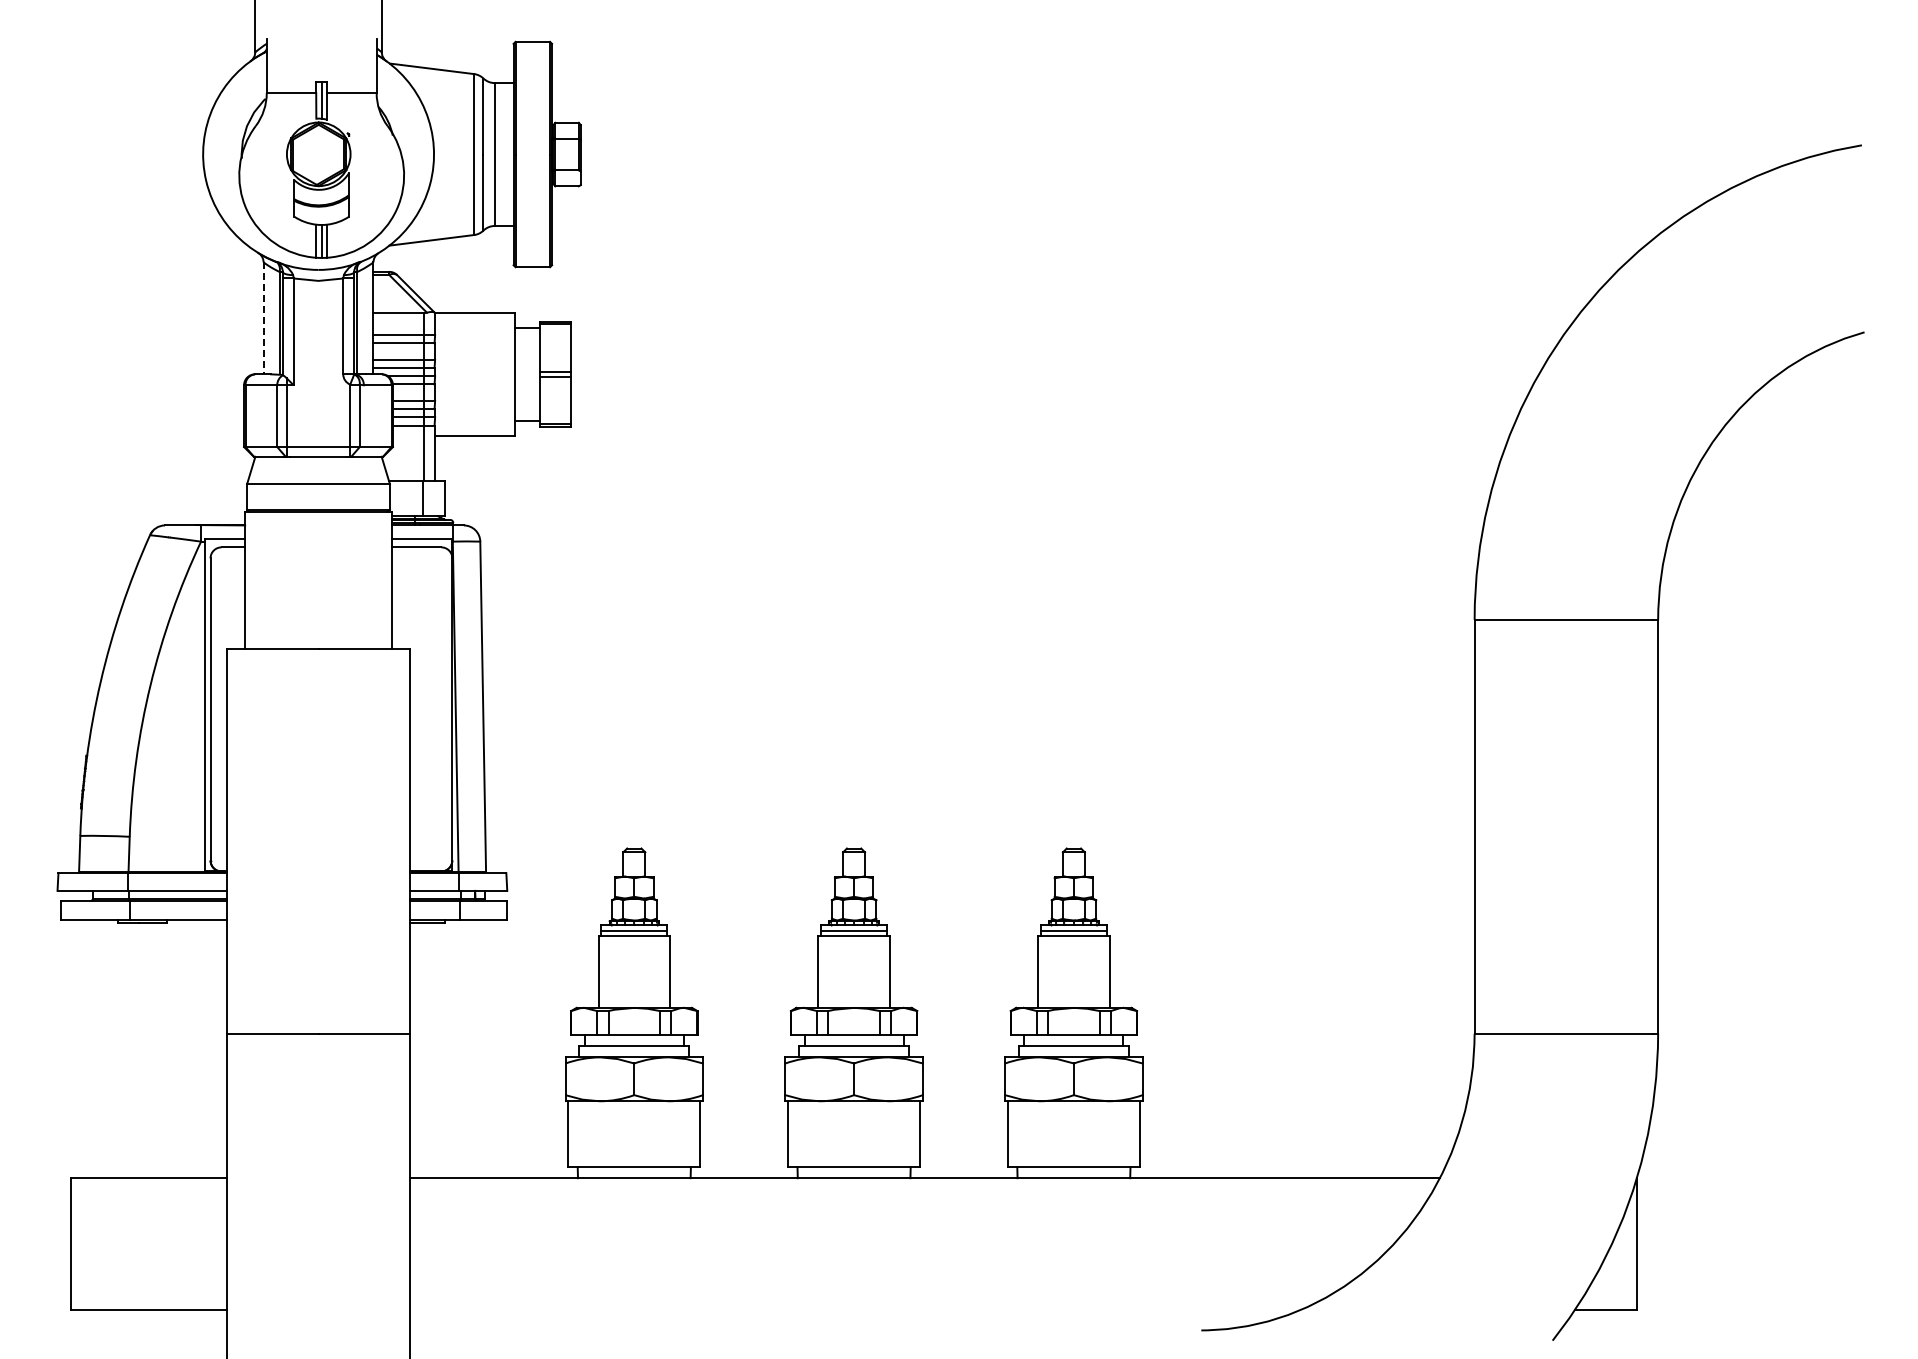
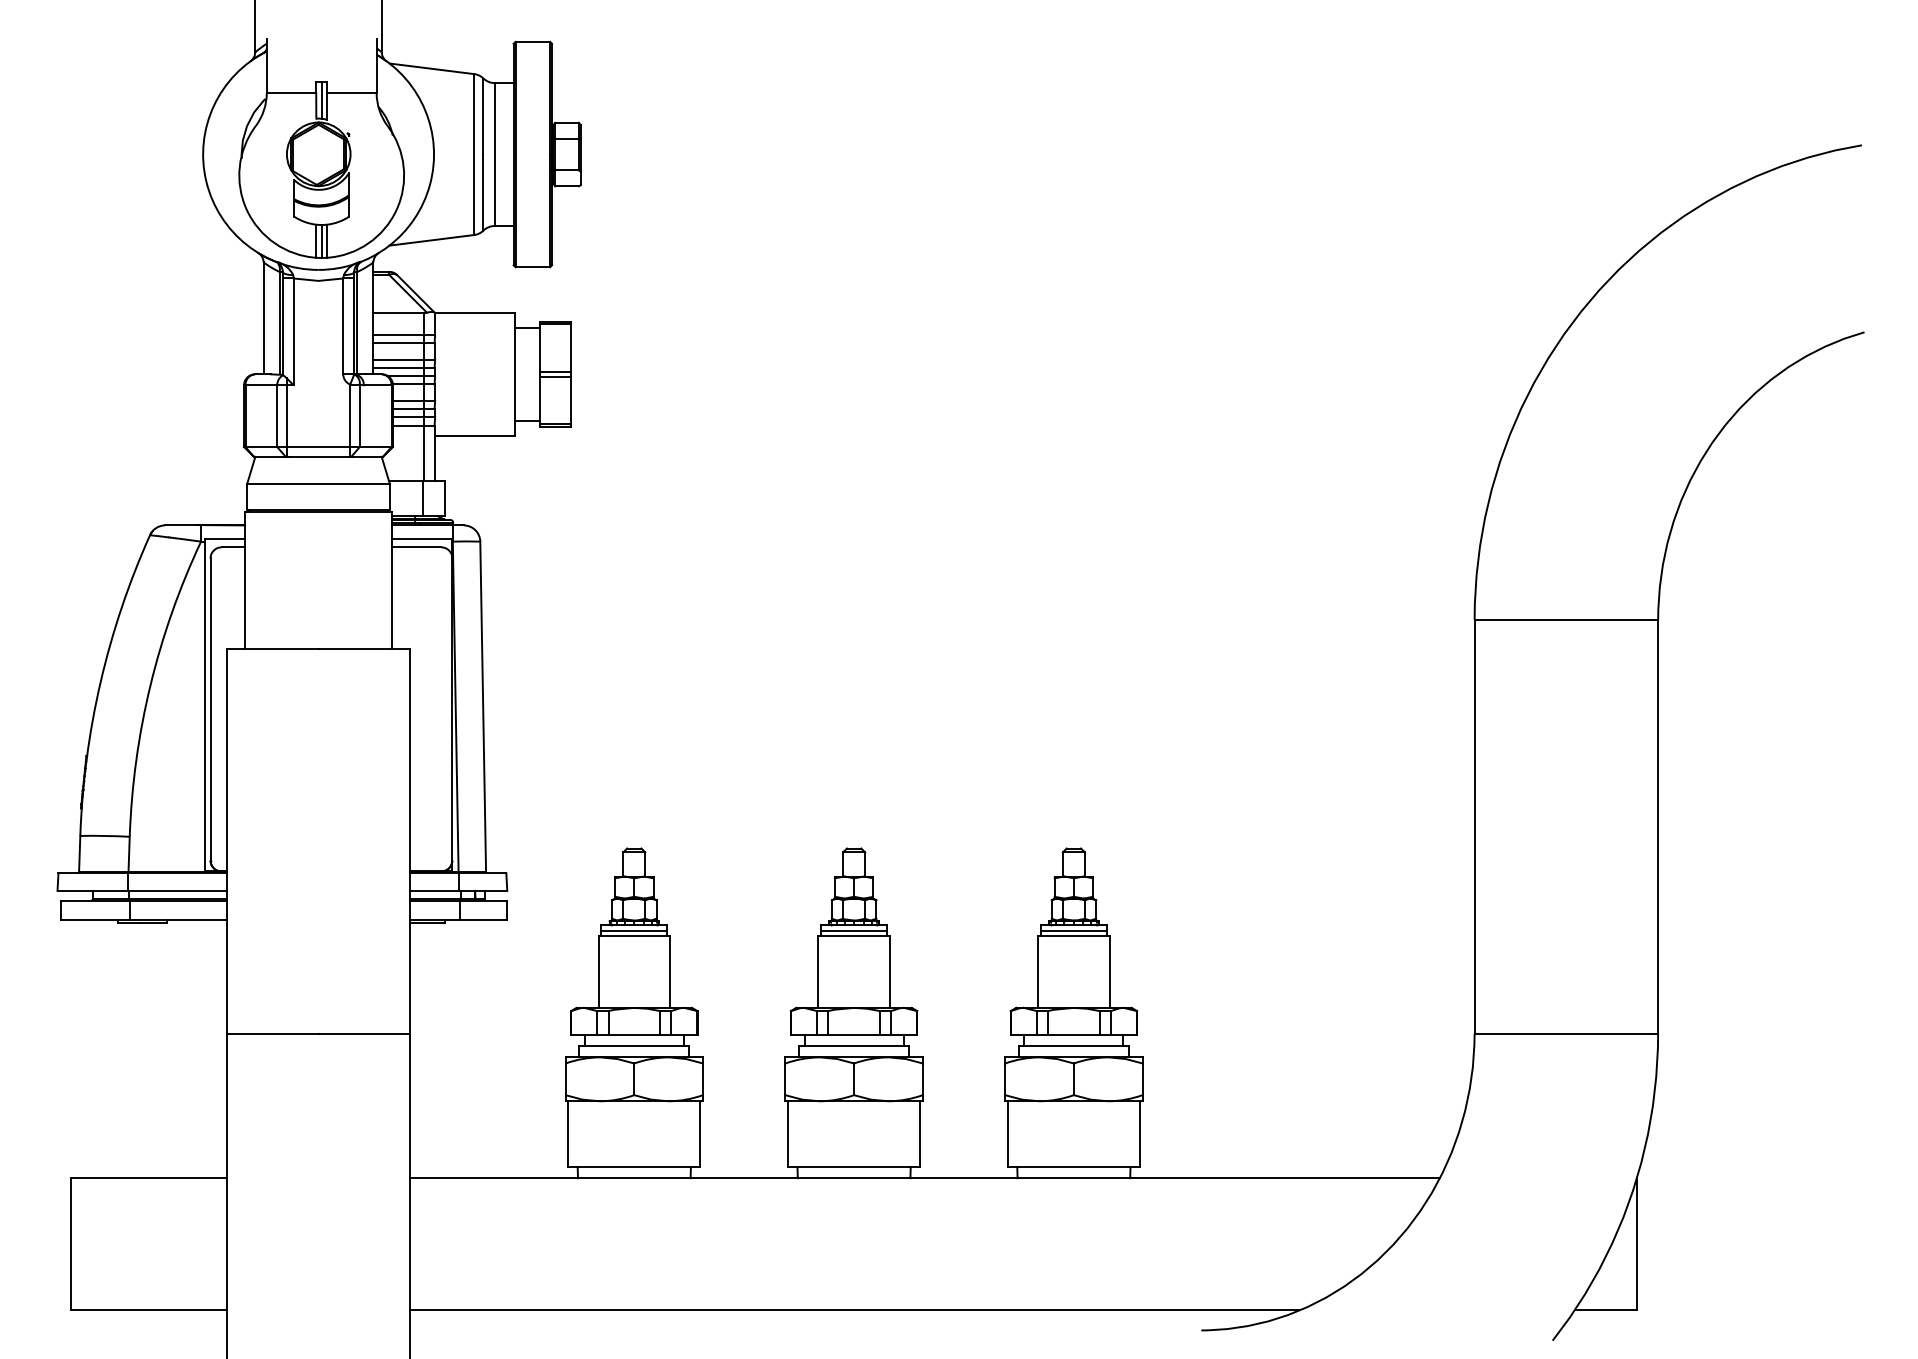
line: dashed -> solid (263, 318)
line: none -> present (855, 1310)
